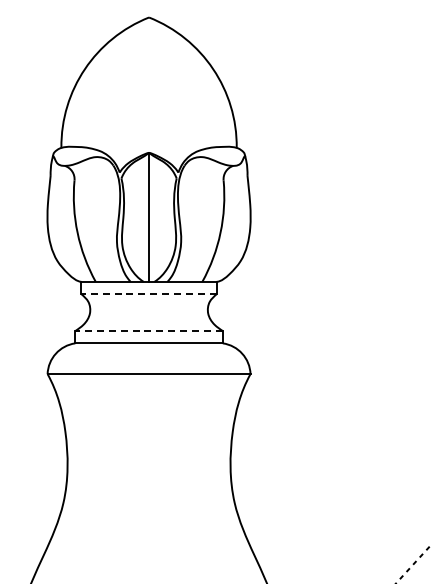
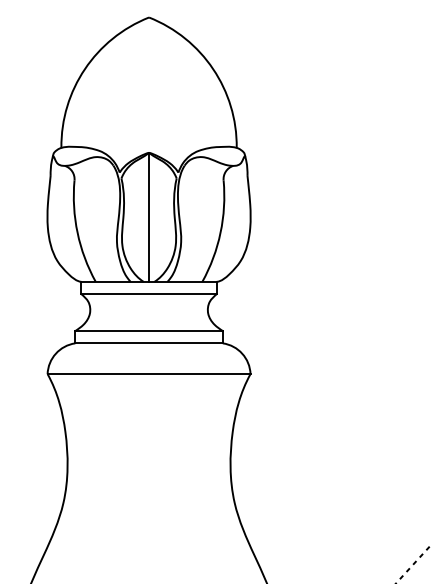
line: dashed -> solid (149, 294)
line: dashed -> solid (149, 331)
